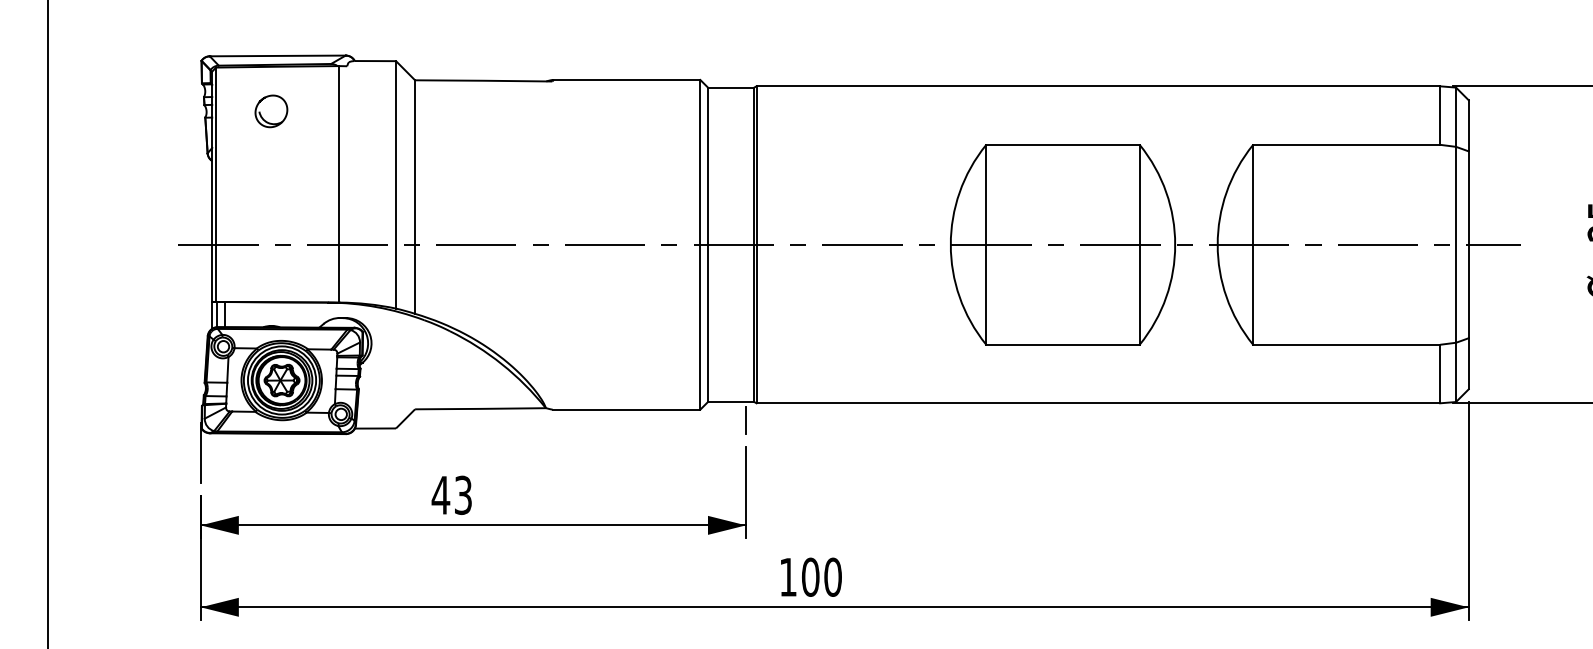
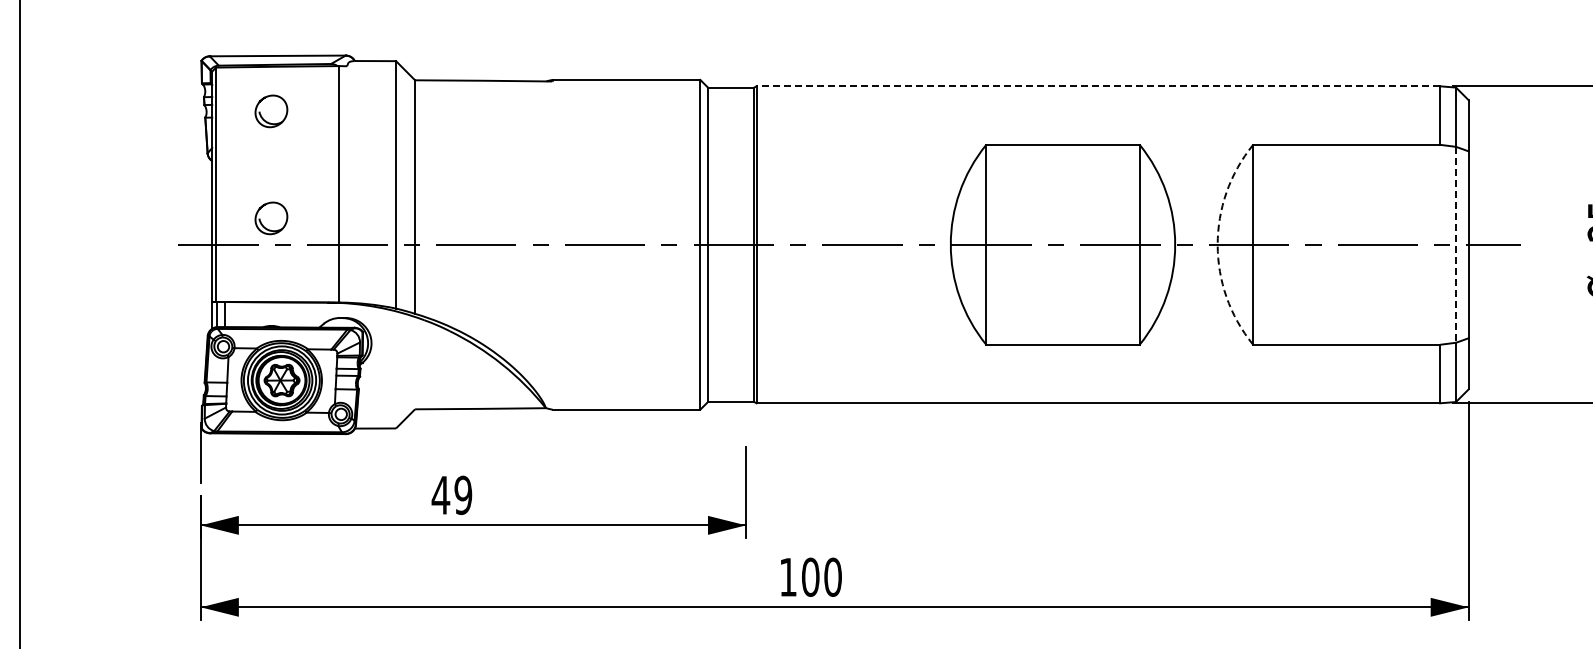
line: solid -> dashed (1098, 86)
part: none -> present (271, 218)
arc: solid -> dashed (1217, 244)
line: solid -> dashed (1456, 244)
line position: (47, 323) -> (19, 323) (19, 323)
line: present -> none (746, 420)
text: 43 -> 49 (463, 494)
